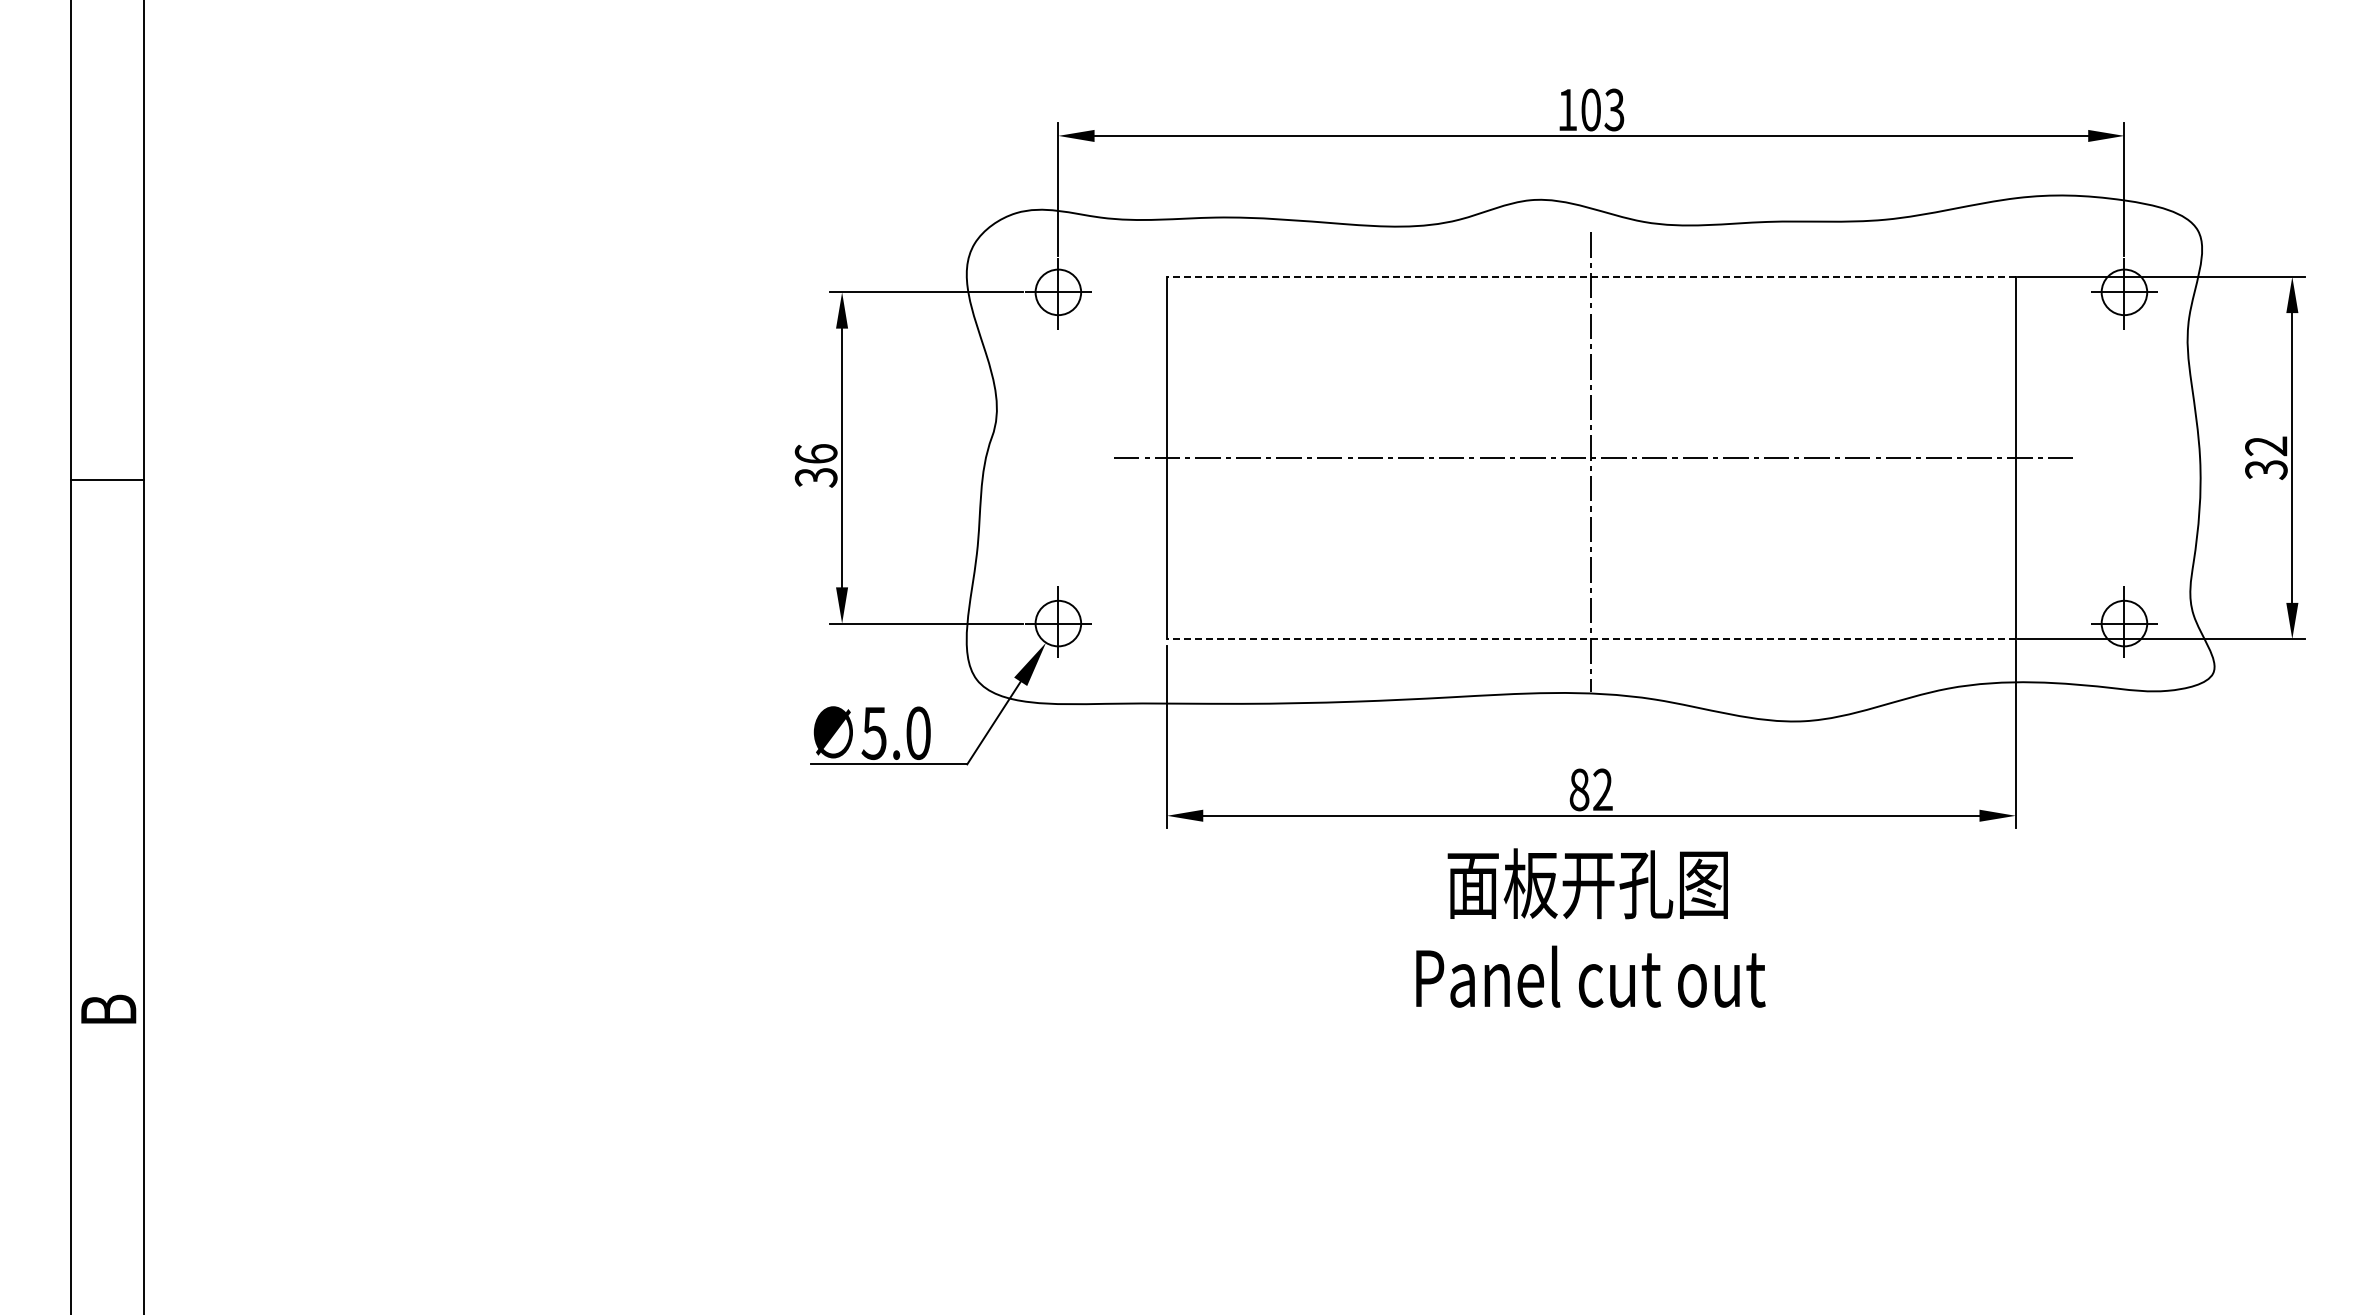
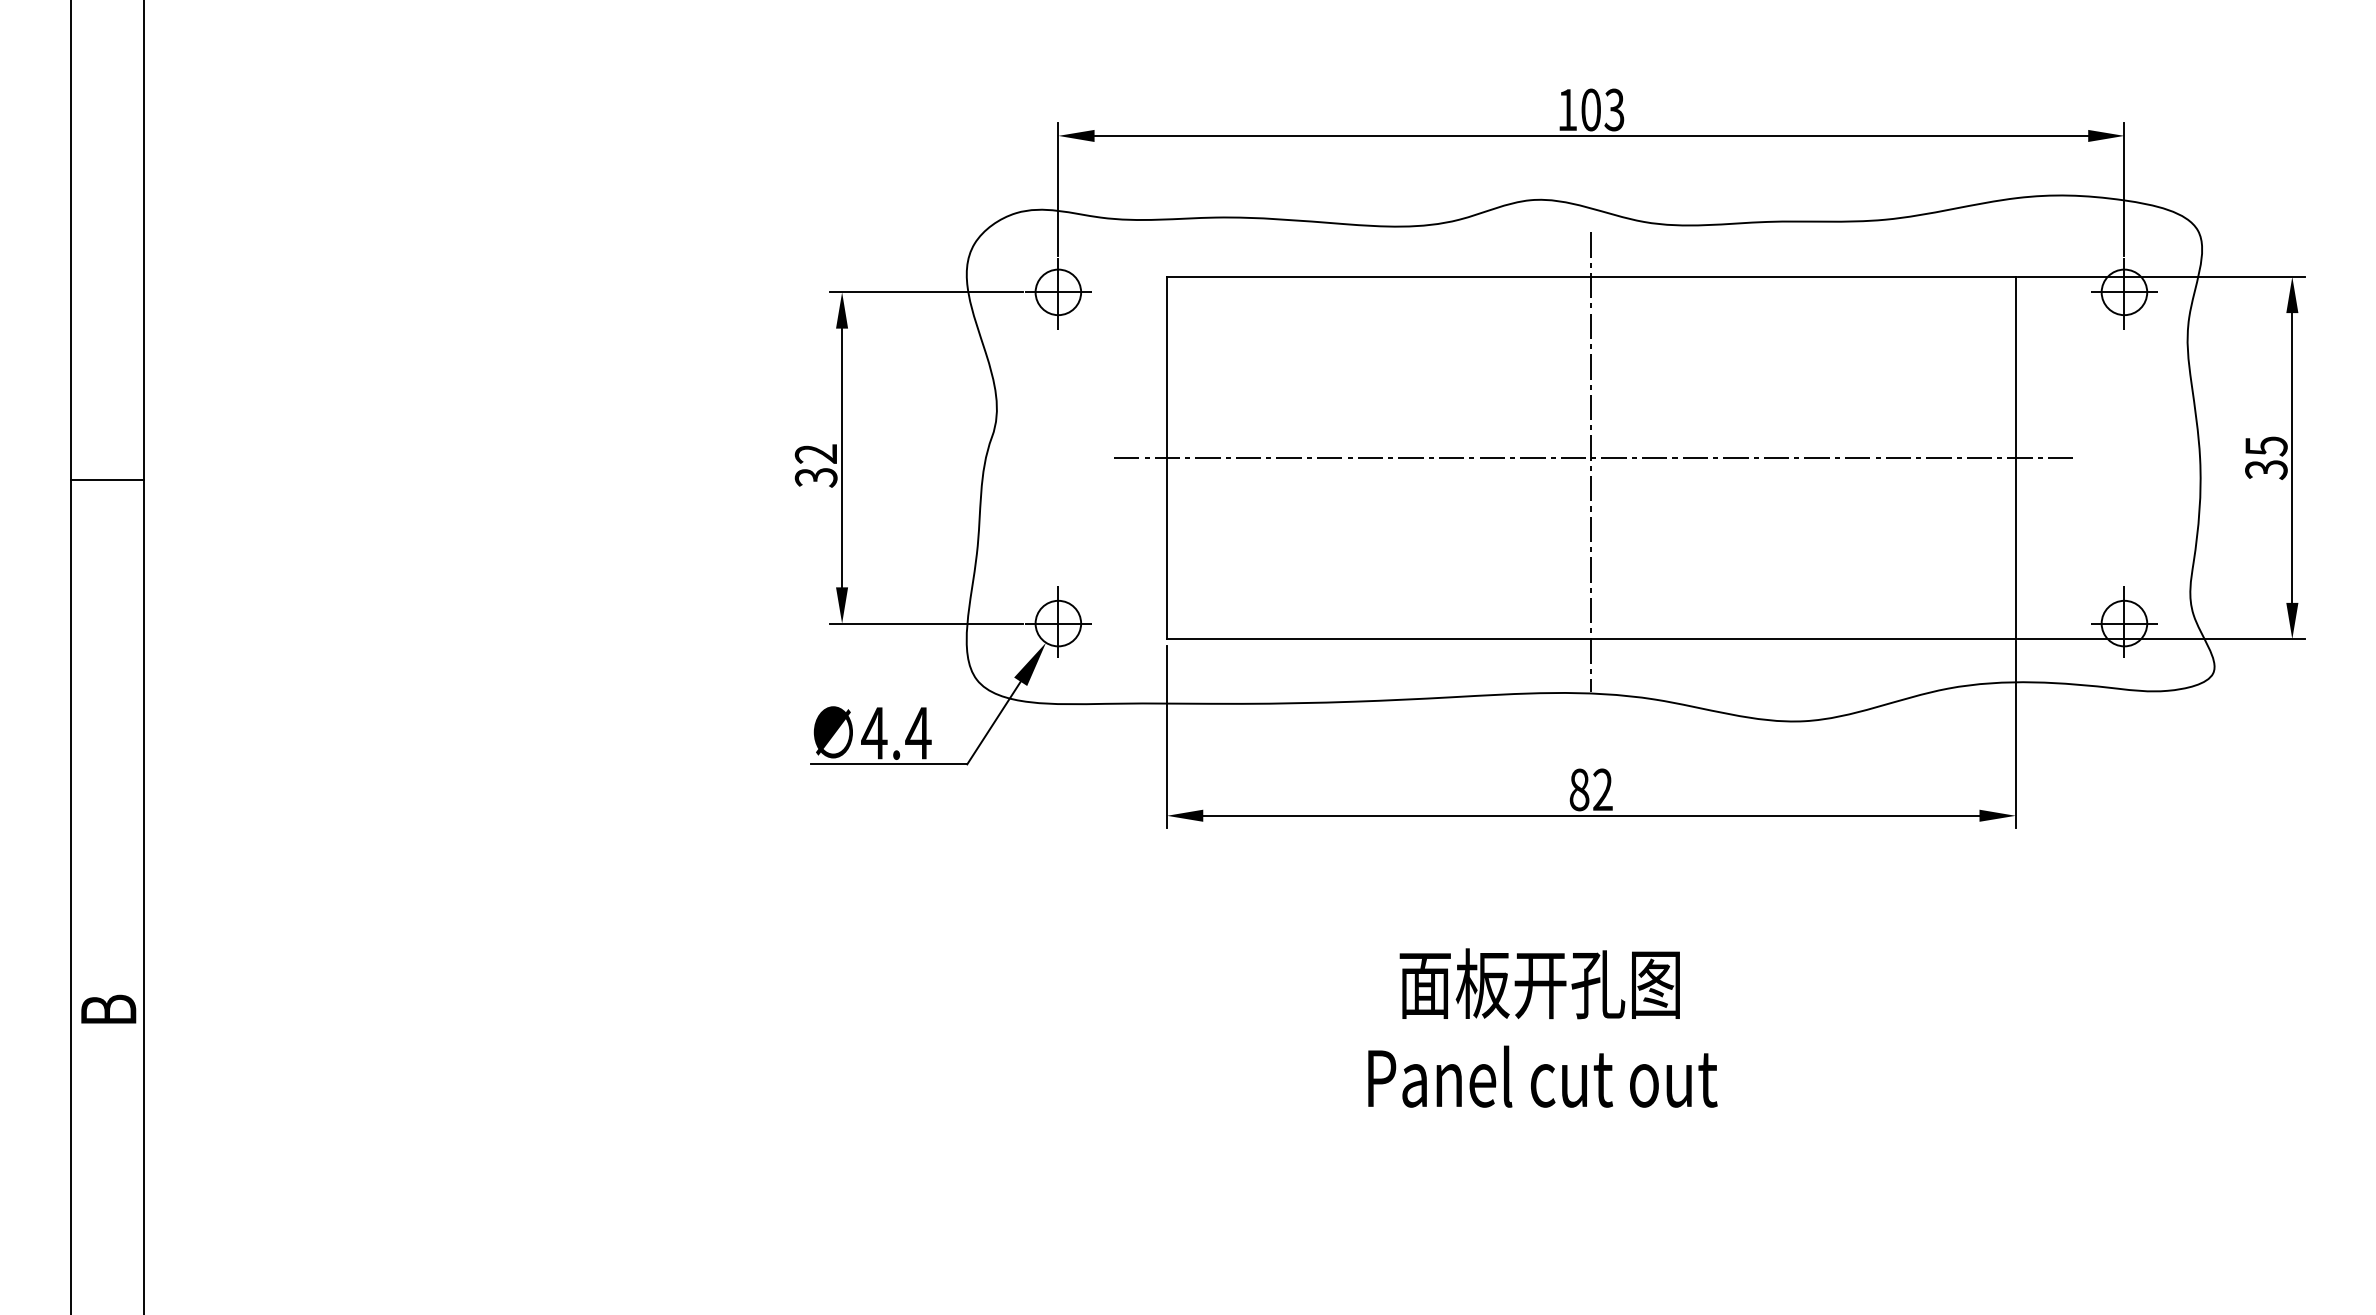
line: dashed -> solid (1590, 276)
text: 32 -> 35 (2266, 446)
text: 36 -> 32 (815, 453)
line: dashed -> solid (1590, 639)
text: 5.0 -> 4.4 (896, 732)
text position: (1590, 927) -> (1542, 1027) (1542, 1027)
